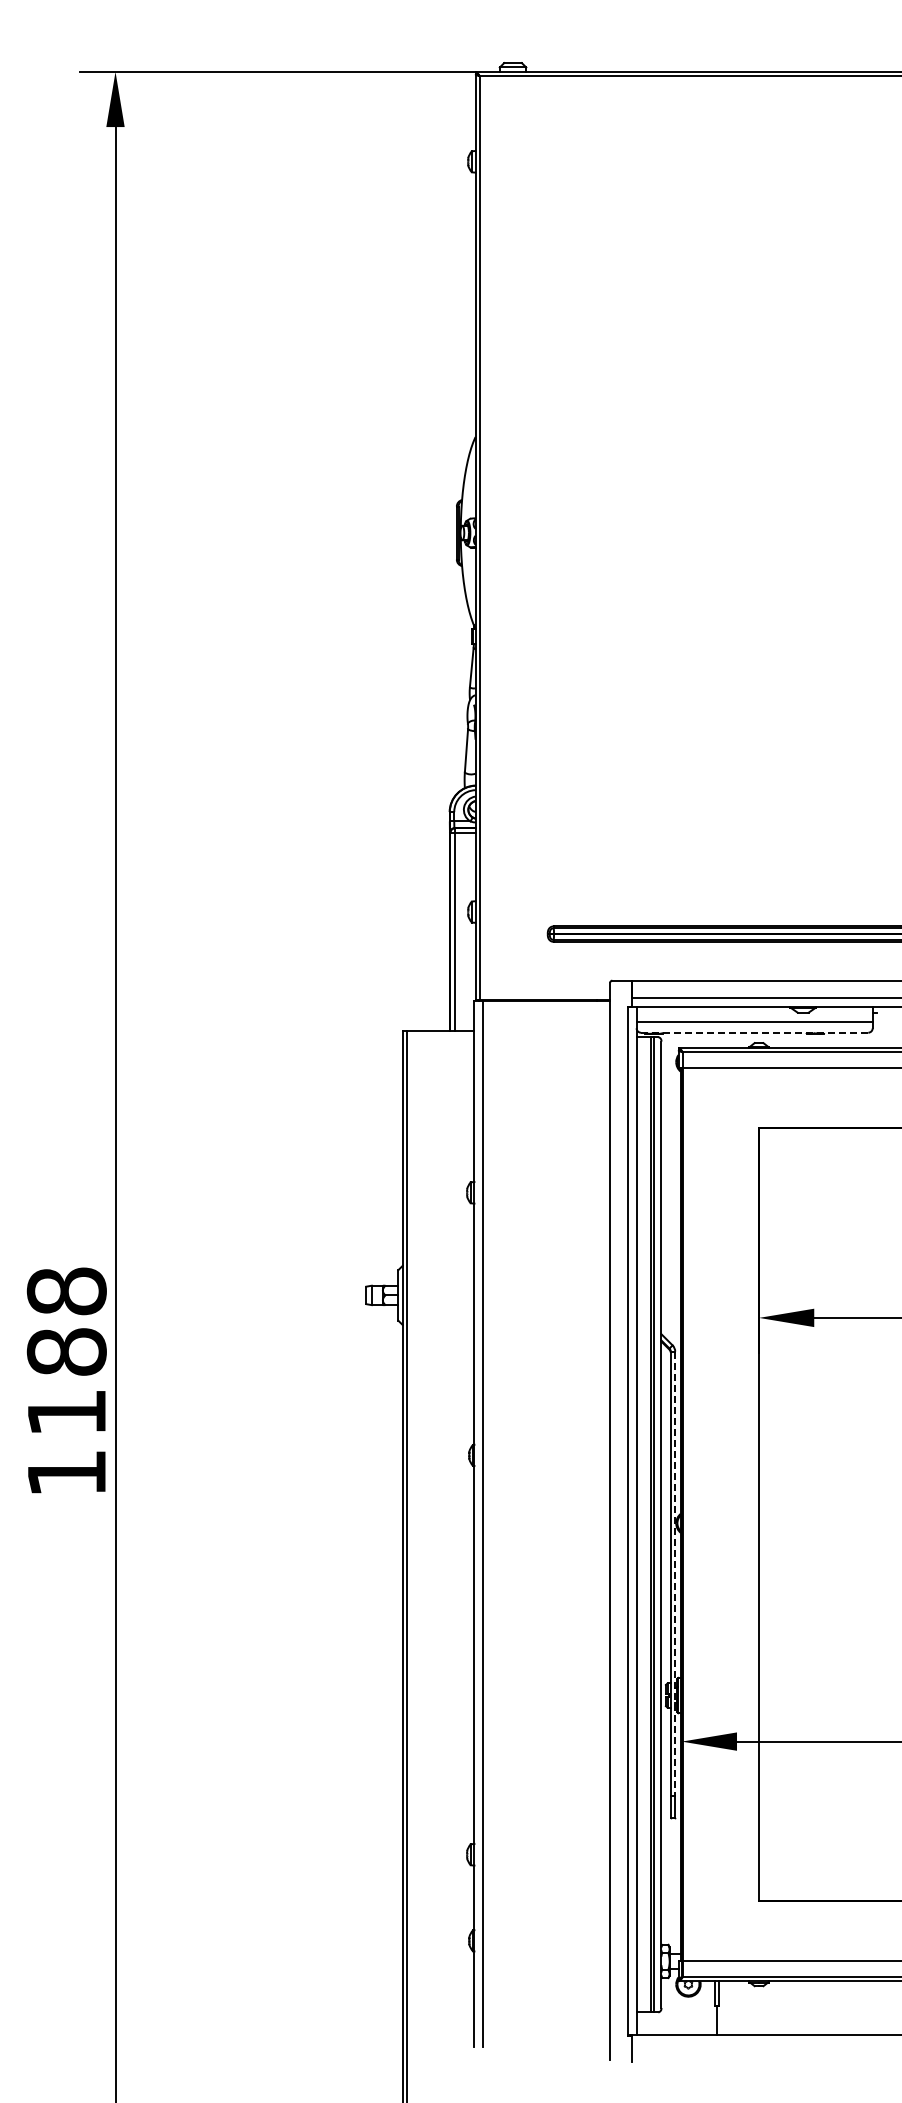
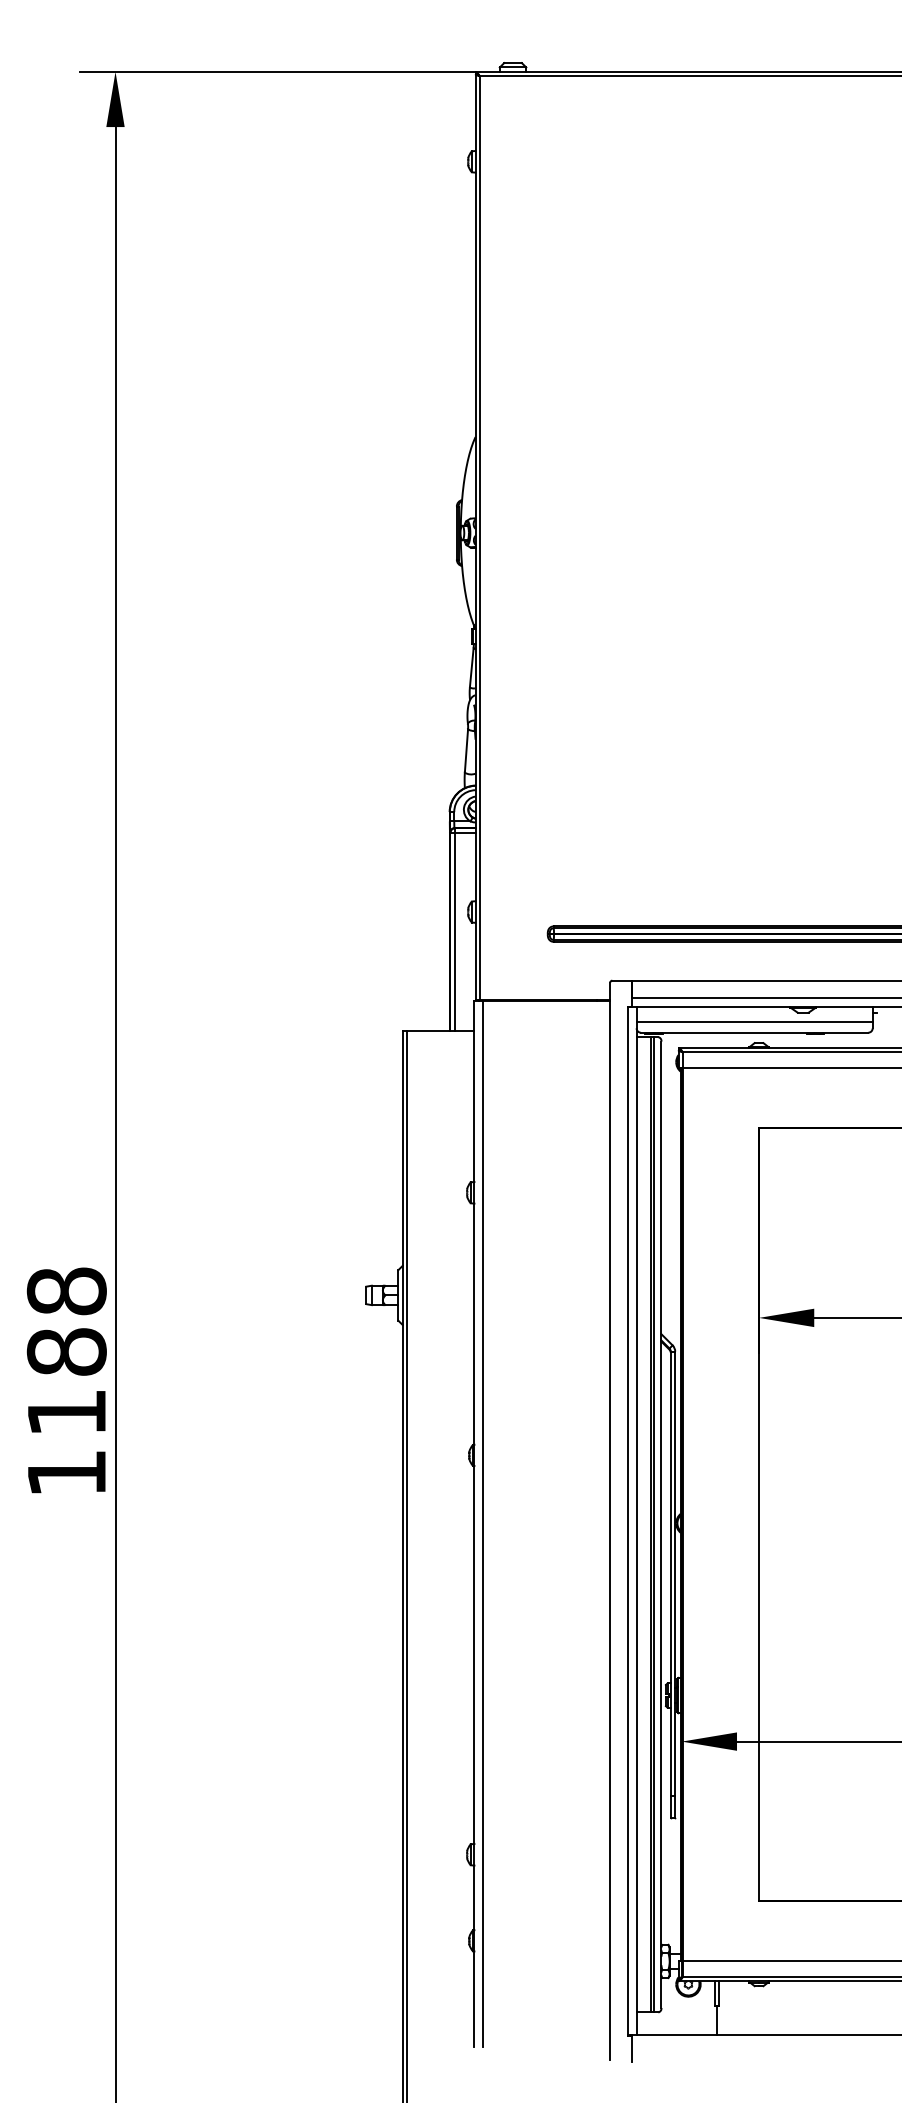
line: dashed -> solid (754, 1032)
line: dashed -> solid (675, 1574)
